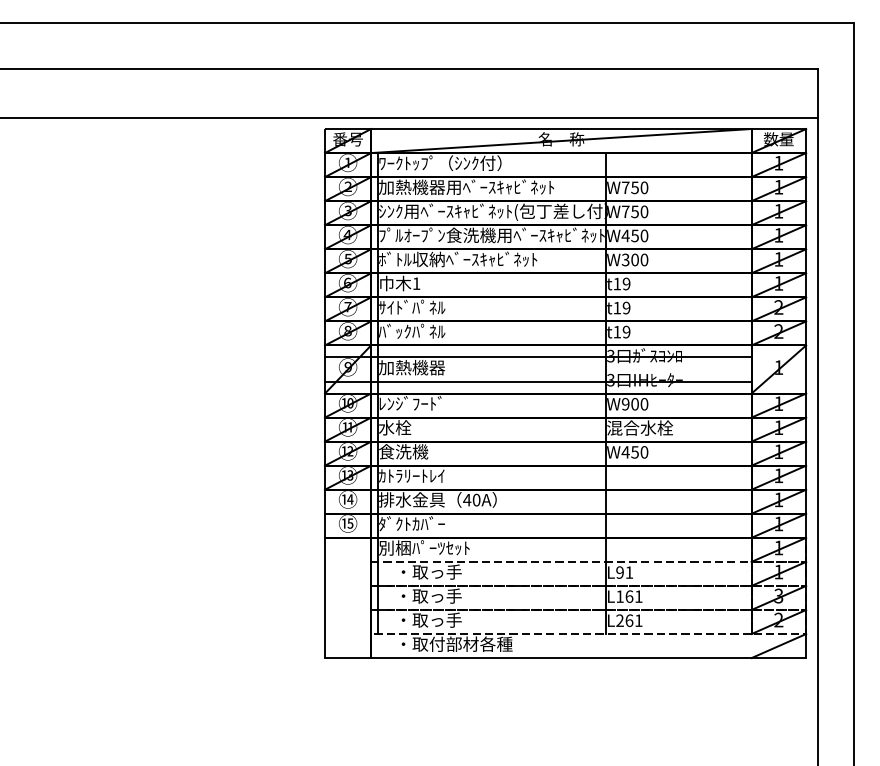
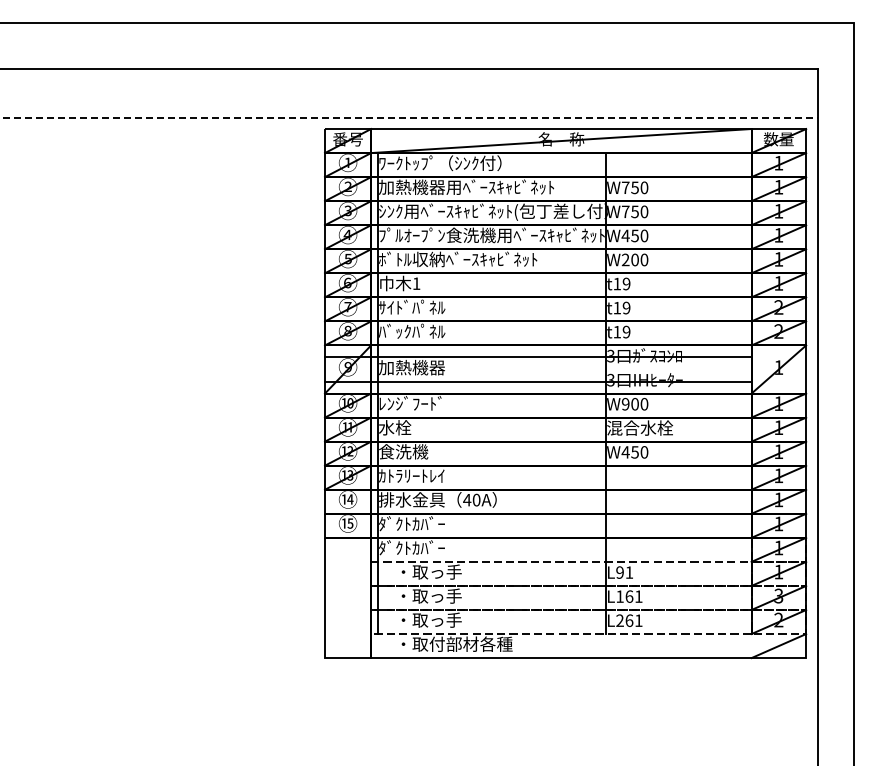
line: solid -> dashed (409, 118)
text: W300 -> W200 (625, 260)
text: 別梱ﾊﾟｰﾂｾｯﾄ -> ﾀﾞｸﾄｶﾊﾞｰ (424, 547)
